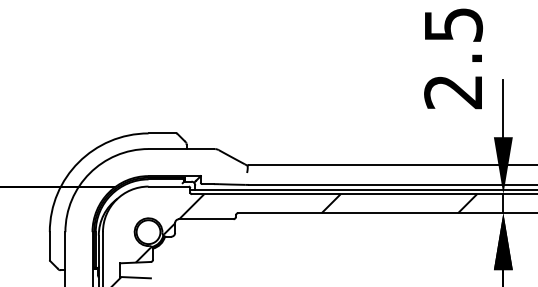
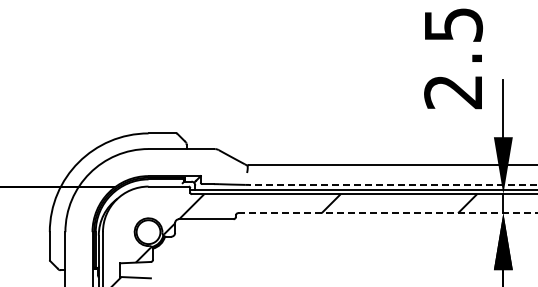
line: solid -> dashed (393, 184)
line: solid -> dashed (388, 213)
